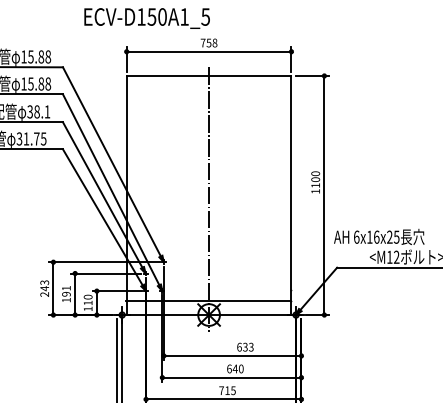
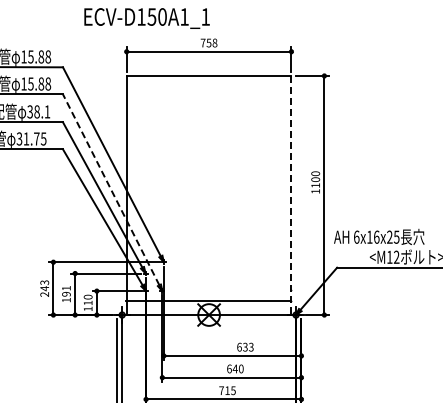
text: ECV-D150A1_5 -> ECV-D150A1_1 (205, 16)
line: solid -> dashed (111, 189)
line: solid -> dashed (291, 195)
line: present -> none (209, 199)
